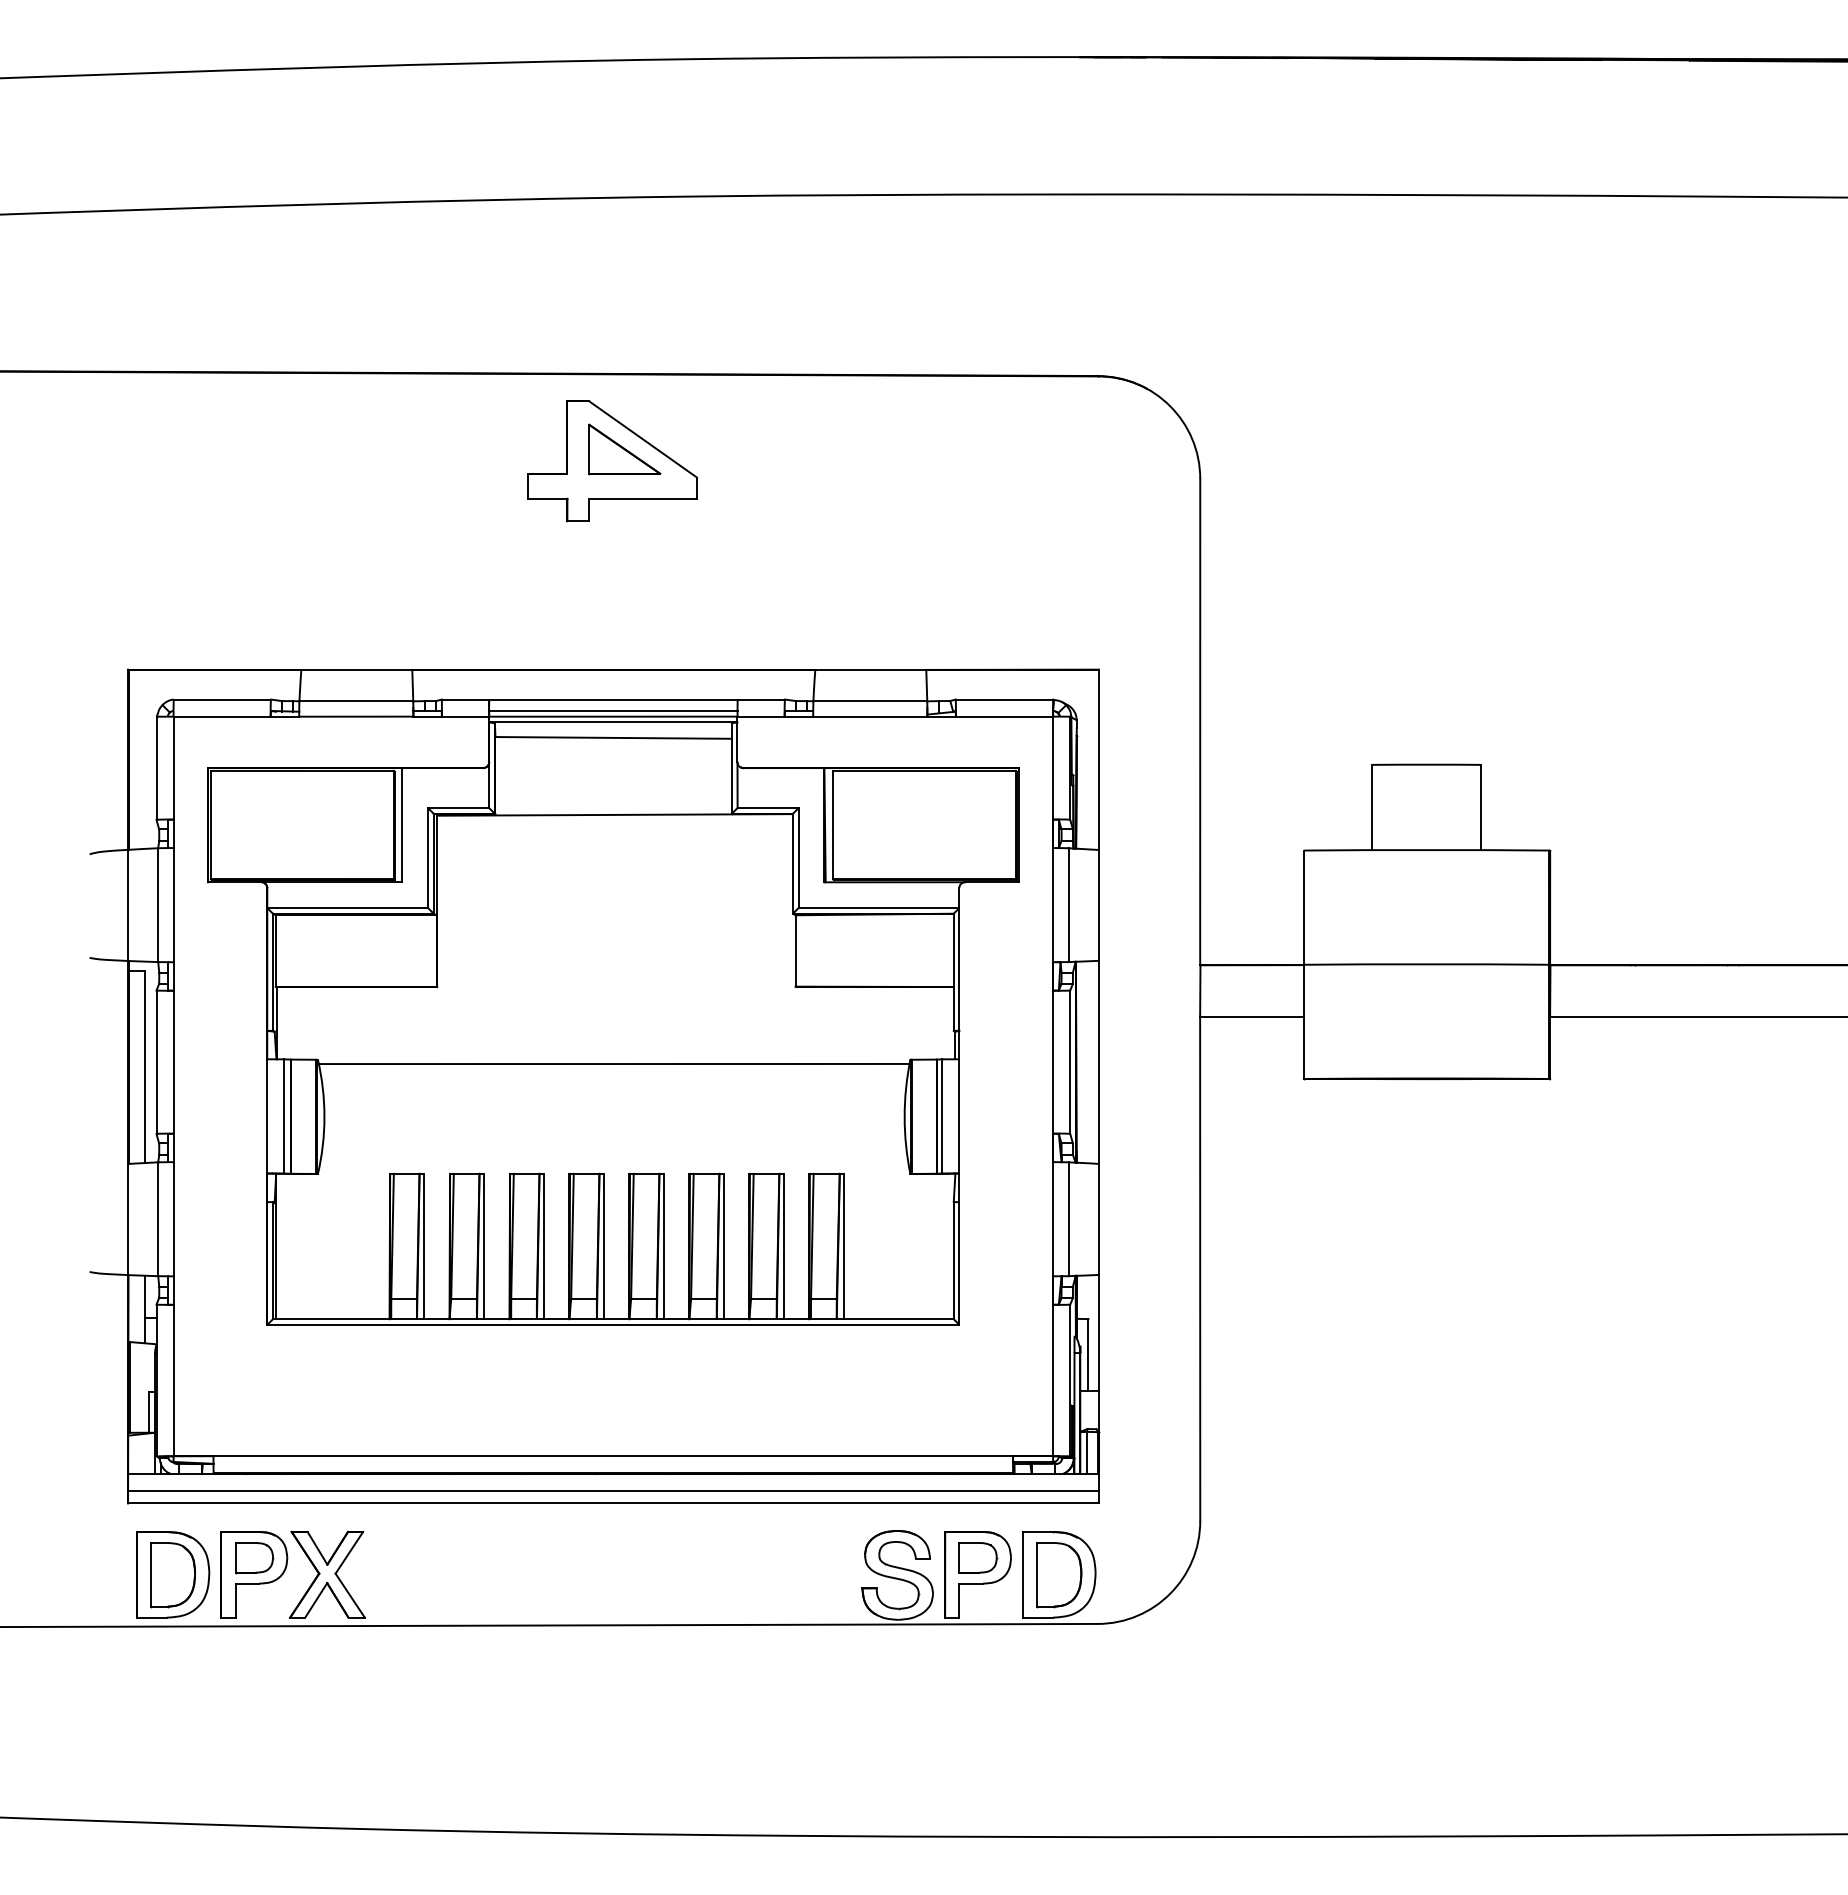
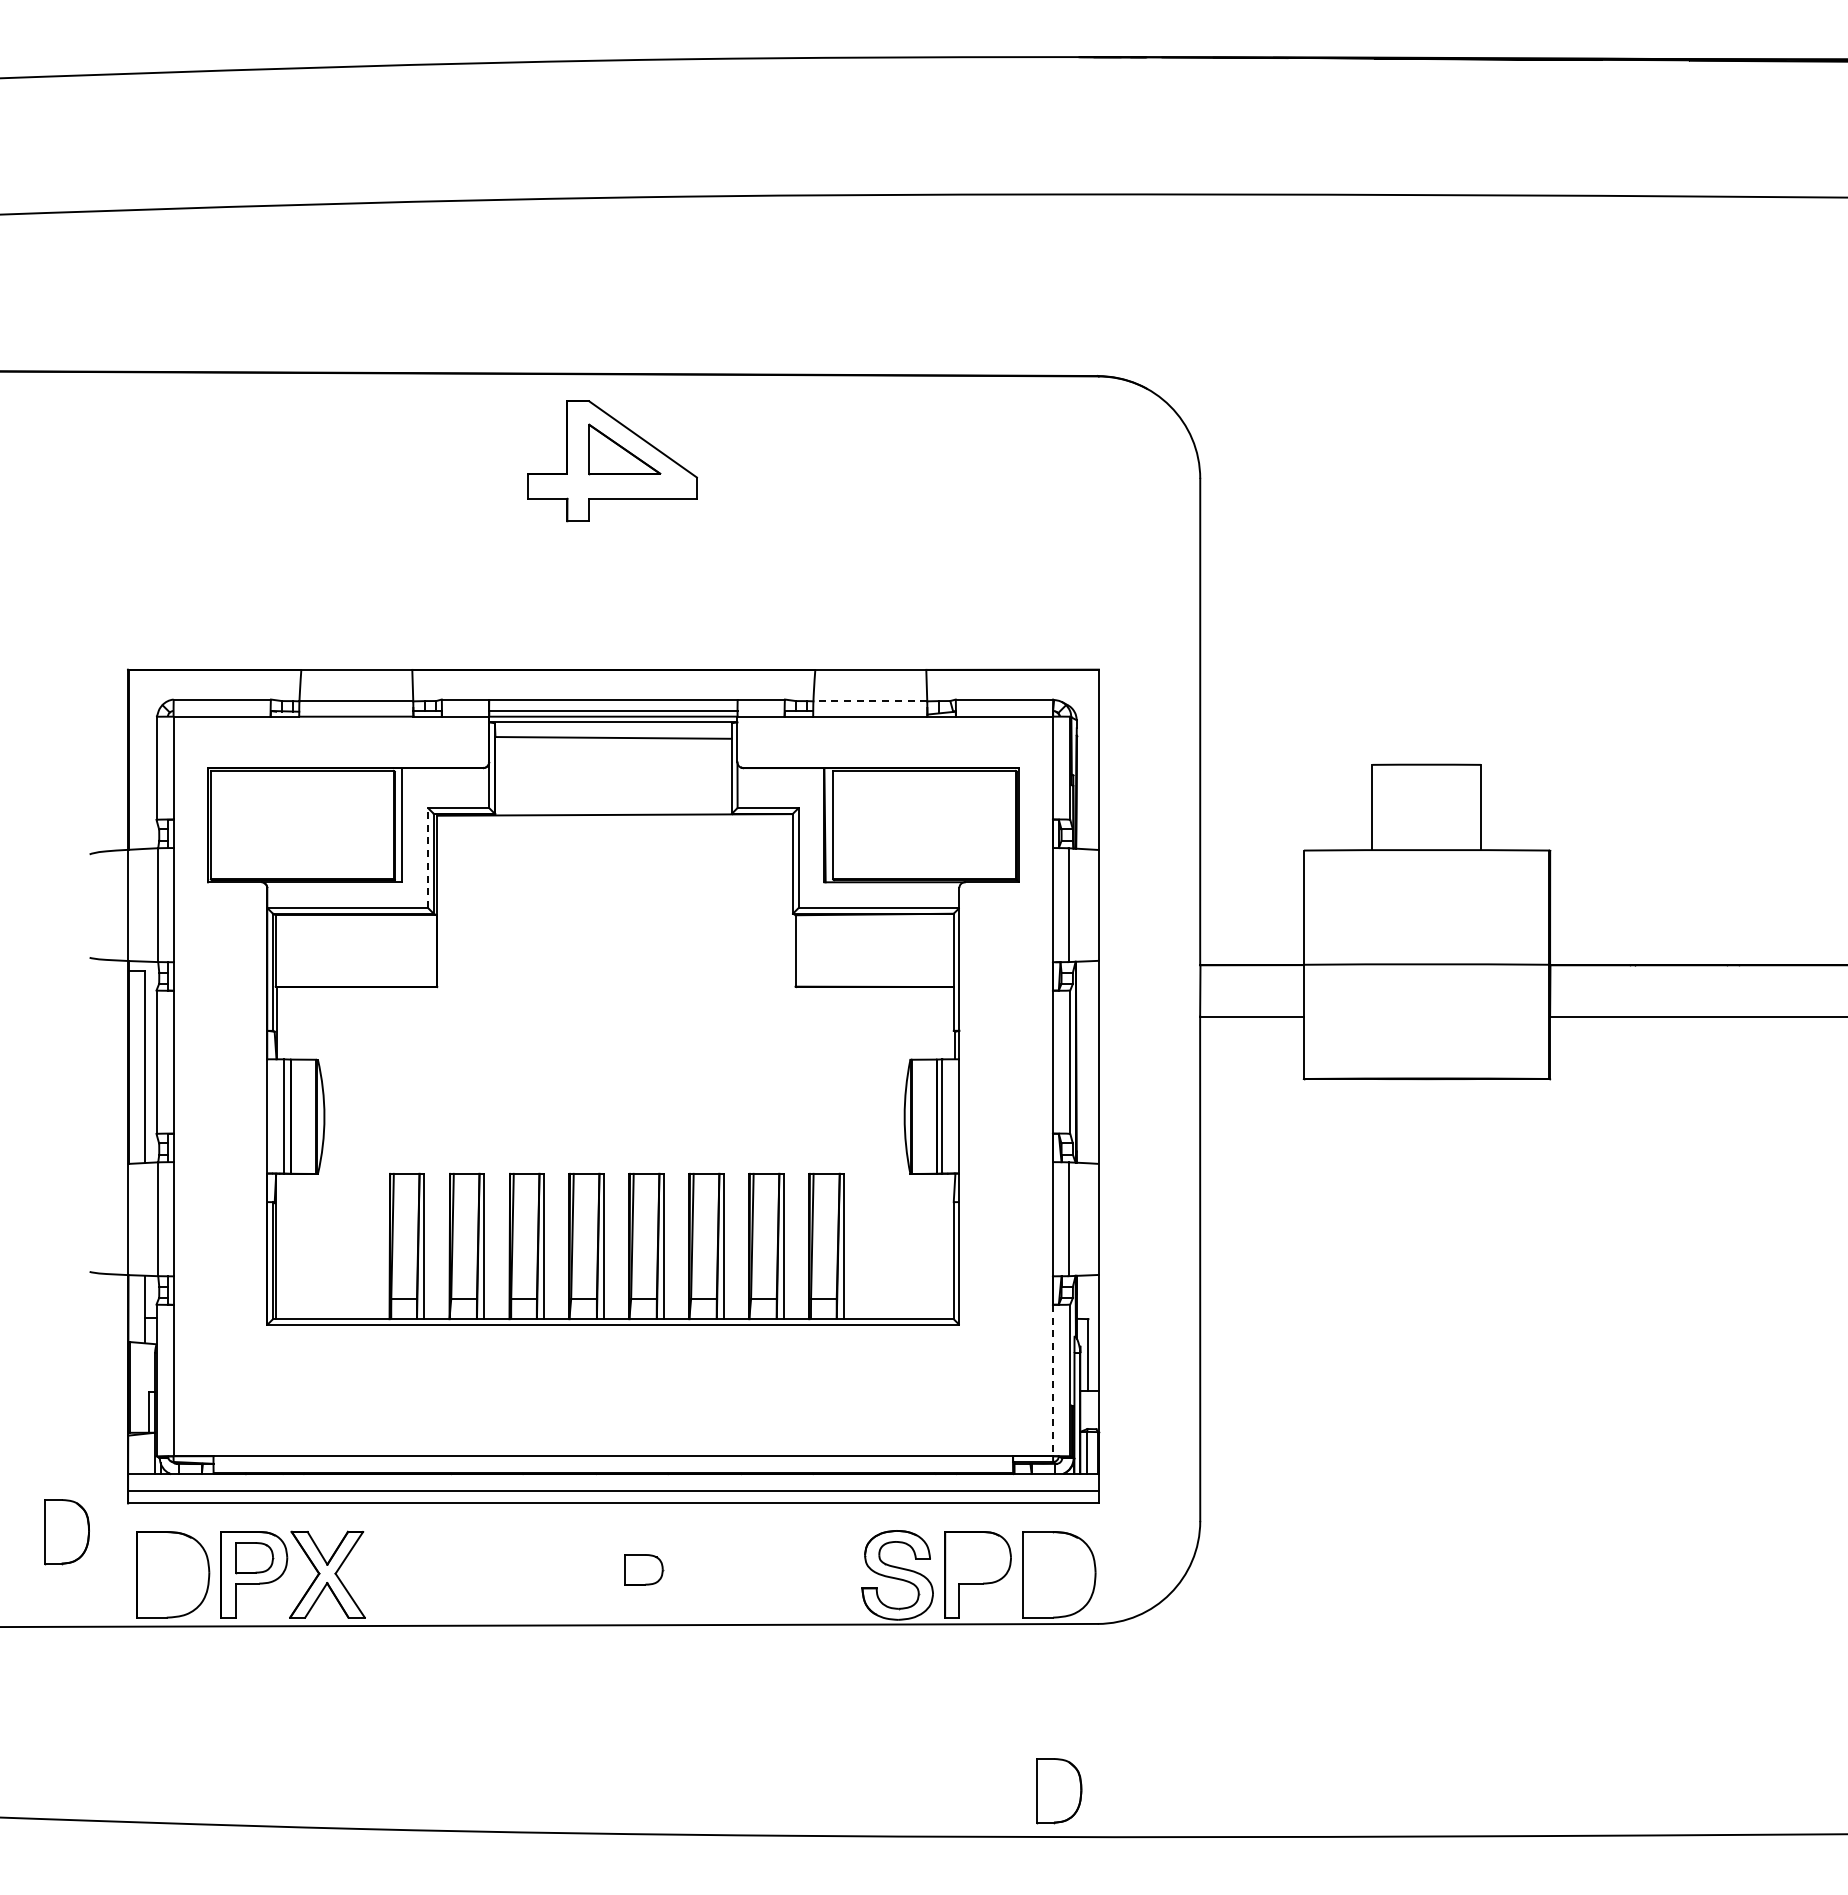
line: solid -> dashed (870, 701)
line: solid -> dashed (428, 858)
line: present -> none (613, 1063)
line: solid -> dashed (1053, 1380)
part position: (978, 1557) -> (644, 1569) (644, 1569)
part position: (172, 1575) -> (66, 1532) (66, 1532)
part position: (1059, 1575) -> (1059, 1791) (1059, 1791)
